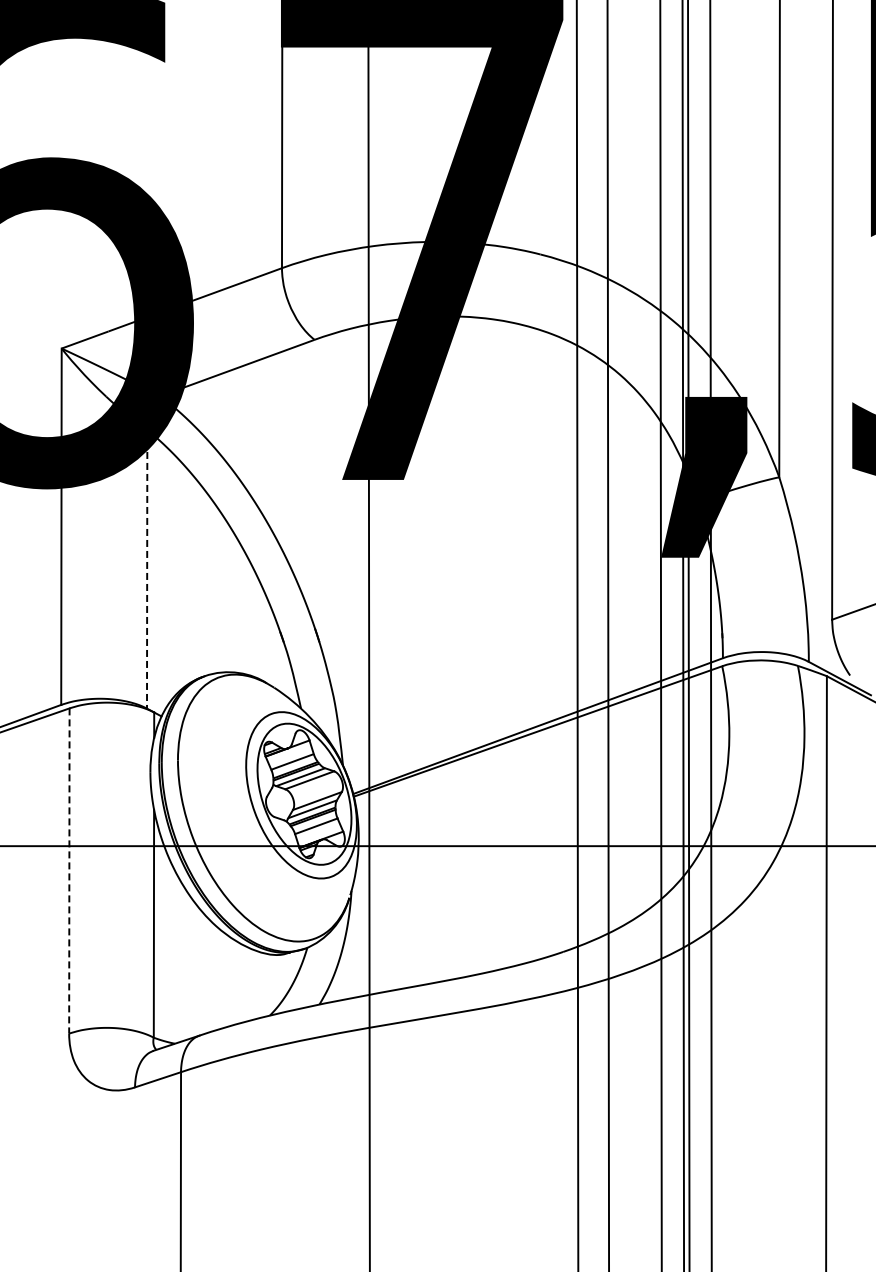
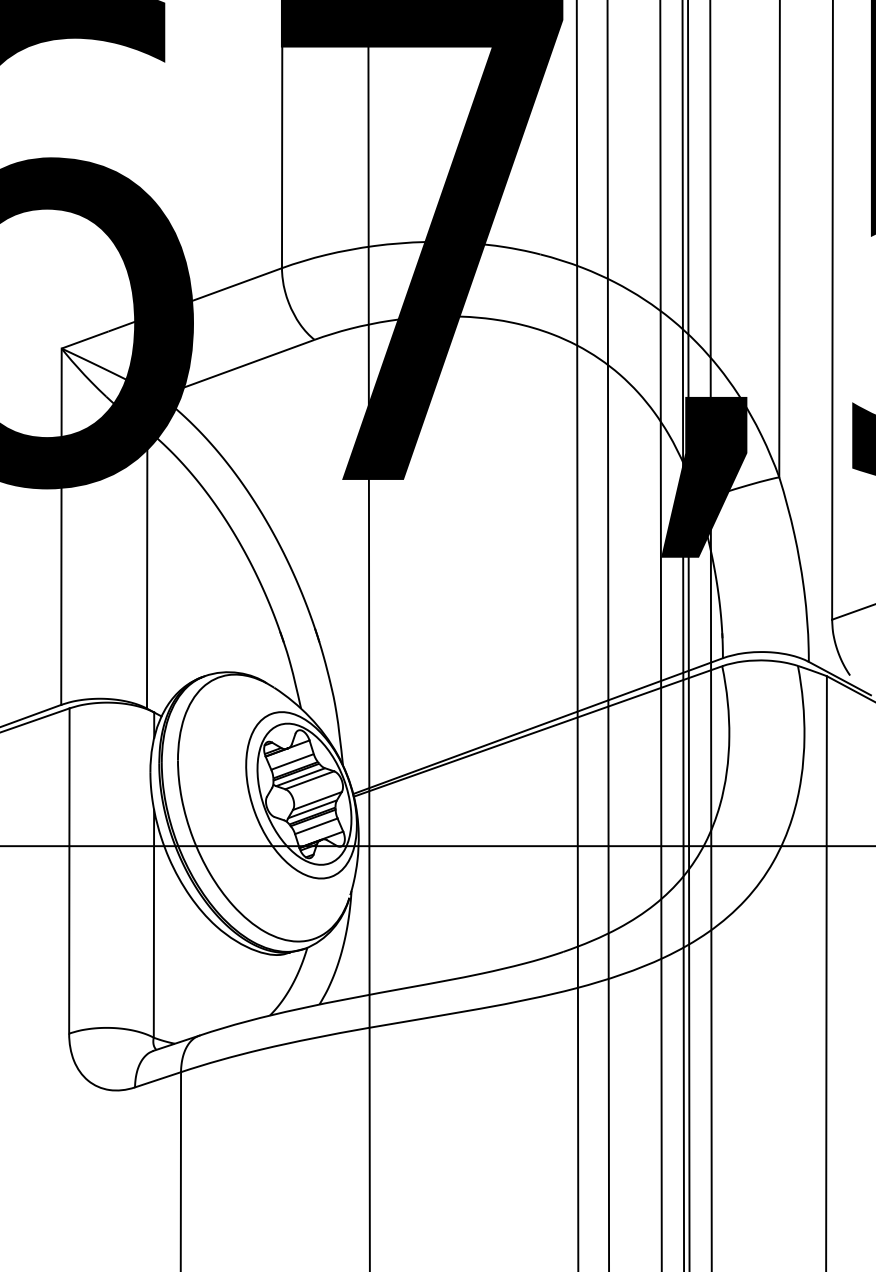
line: dashed -> solid (147, 569)
line: dashed -> solid (69, 871)
